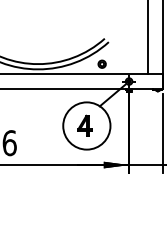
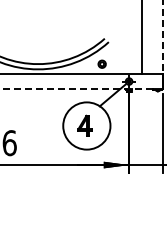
line position: (147, 37) -> (141, 37) (141, 37)
line: solid -> dashed (162, 37)
line: solid -> dashed (76, 89)
